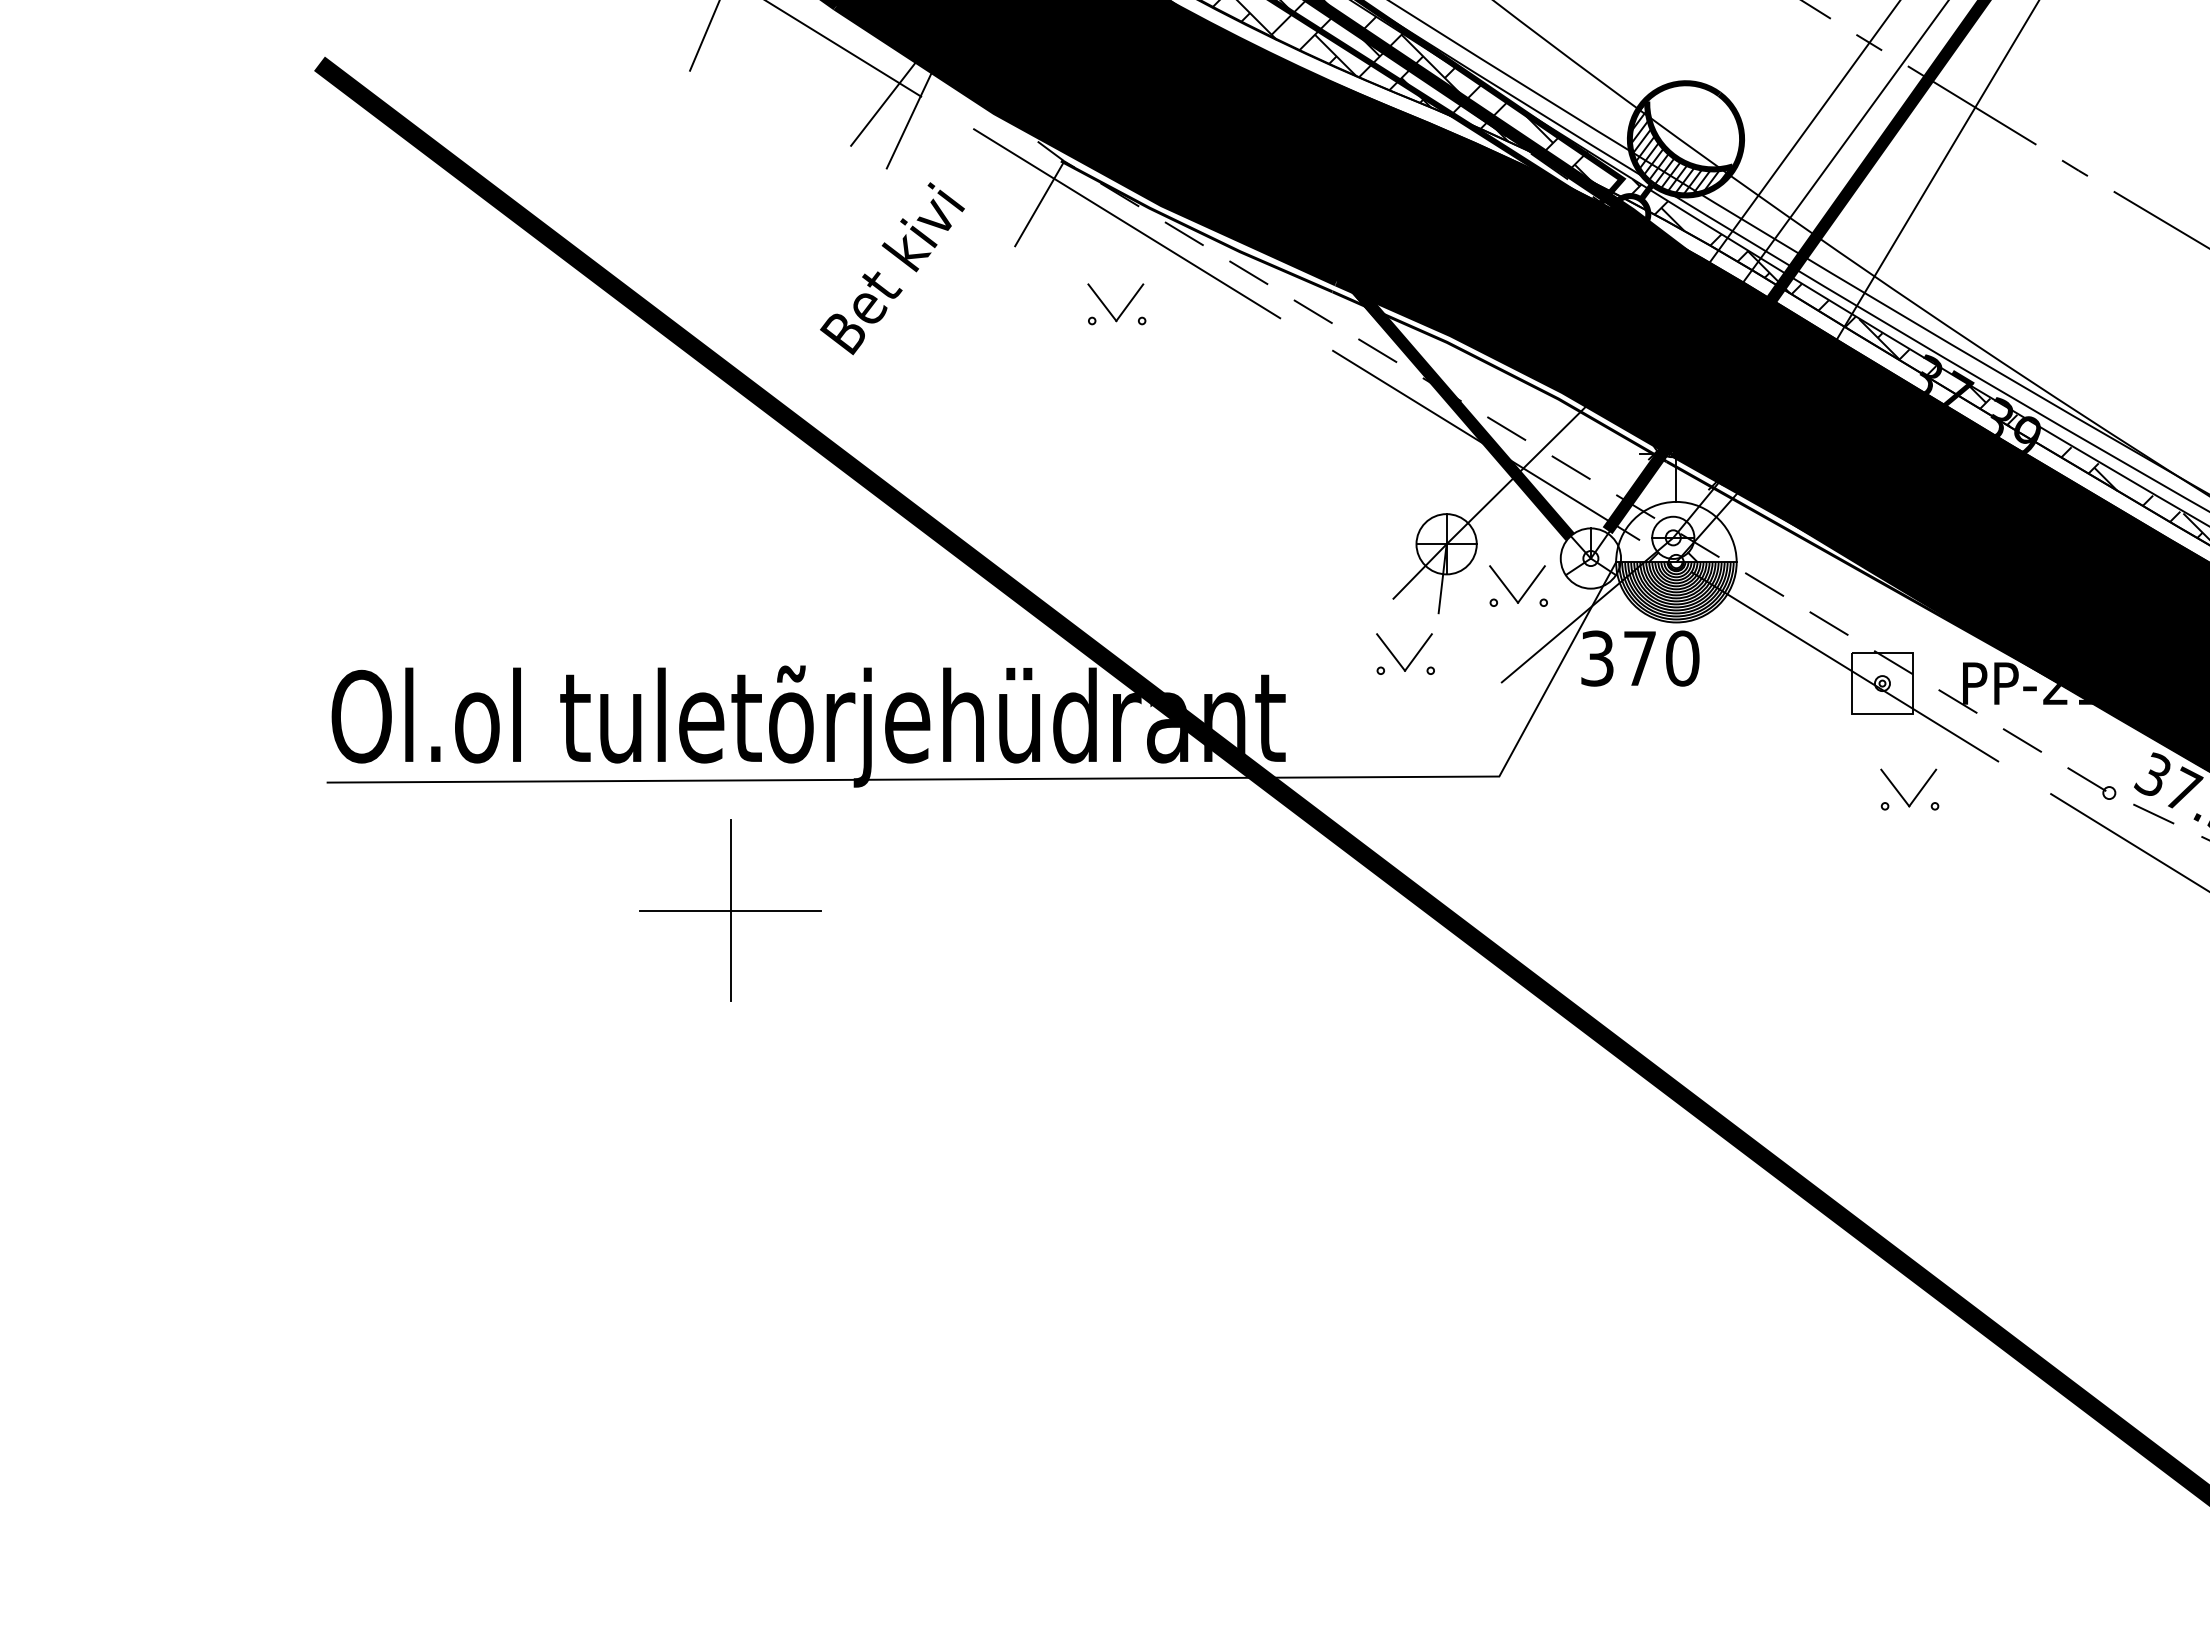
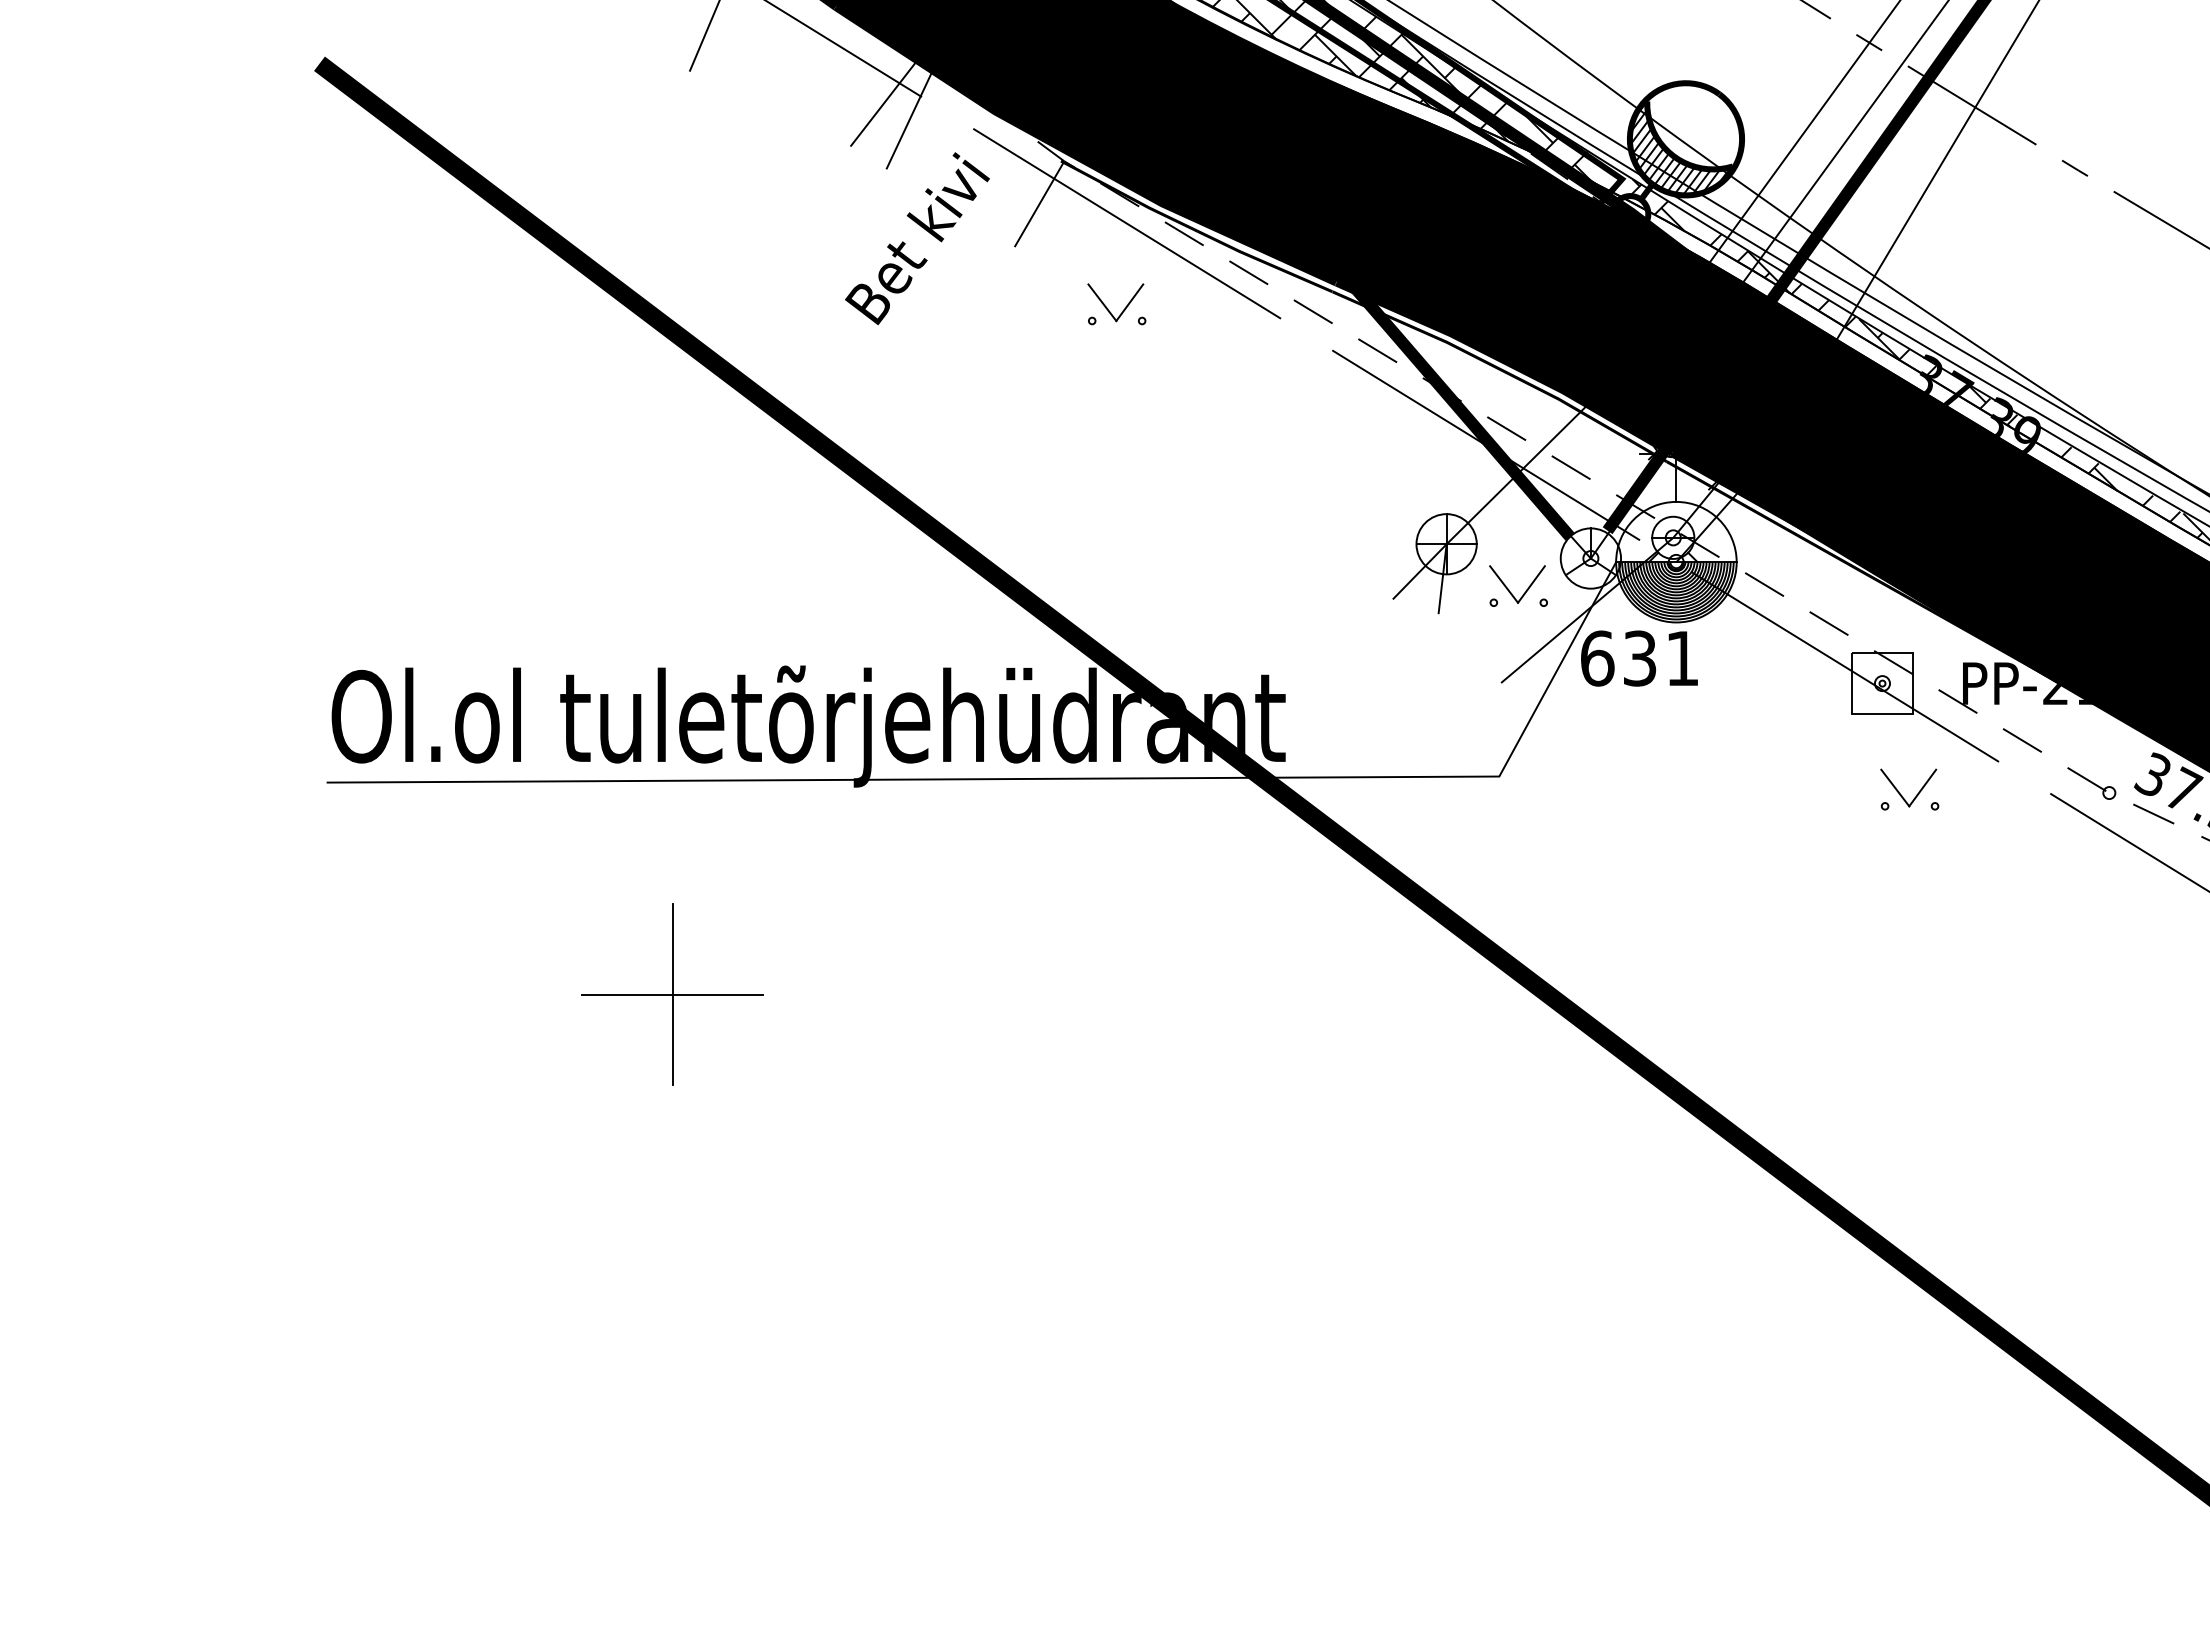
text position: (892, 268) -> (917, 238) (917, 238)
part: present -> none (1412, 658)
text: 370 -> 631 (1640, 658)
part position: (730, 910) -> (672, 994) (672, 994)
